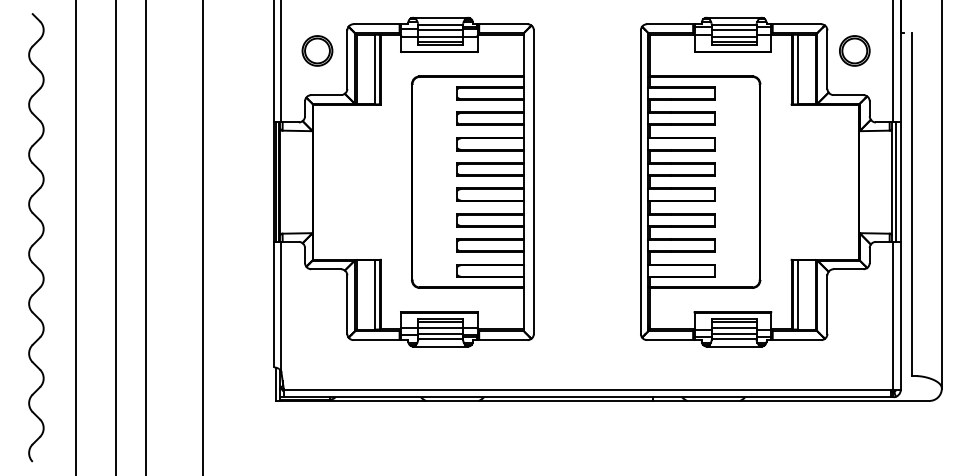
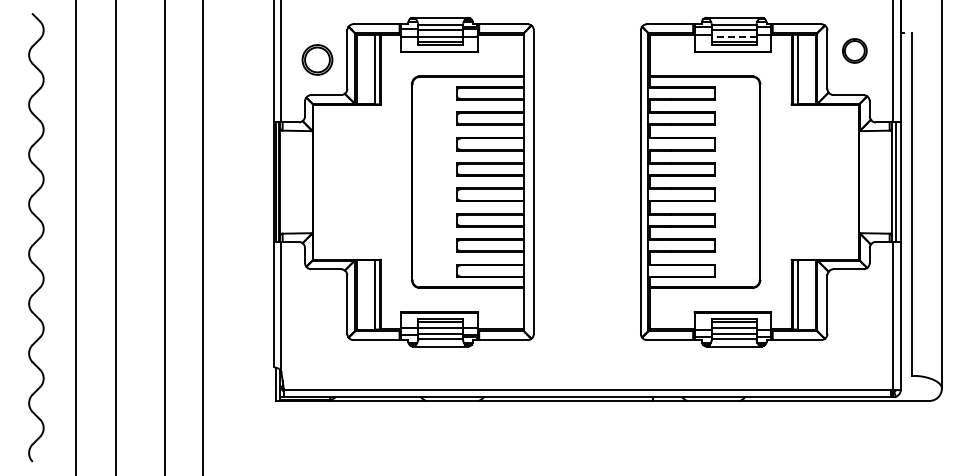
line: solid -> dashed (733, 36)
part position: (317, 50) -> (317, 59) (317, 59)
part size: 32x32 px -> 26x26 px (854, 50)
line position: (145, 237) -> (164, 237) (164, 237)
